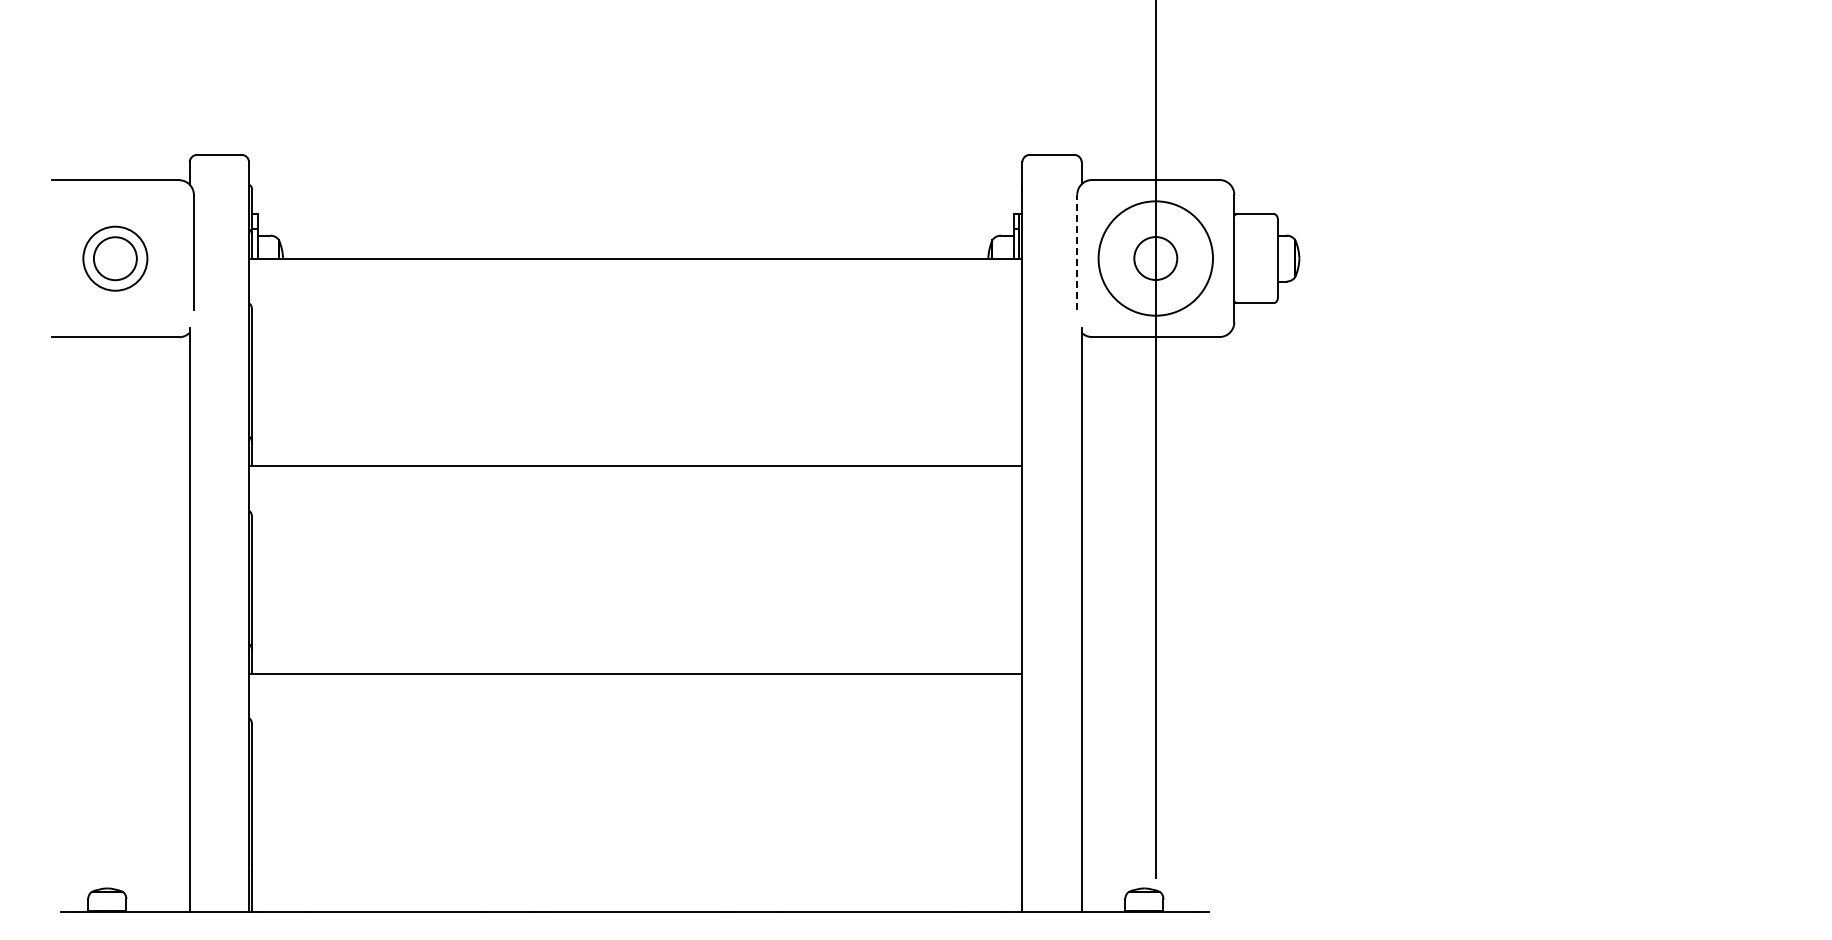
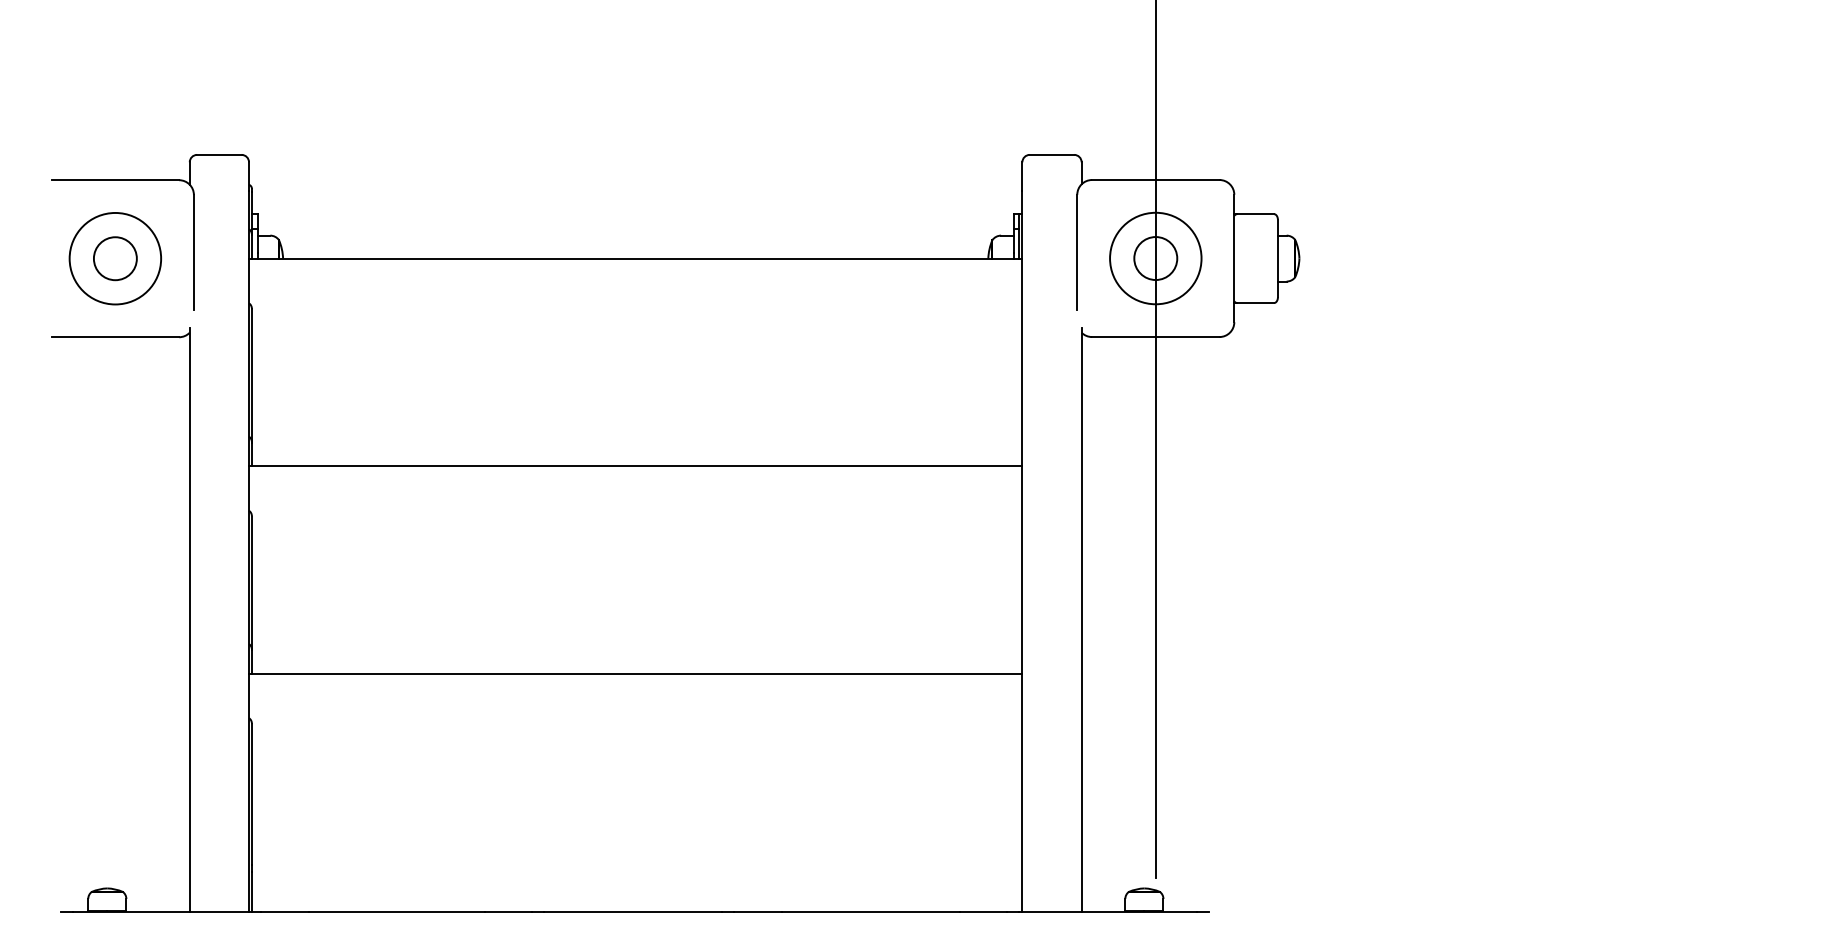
line: dashed -> solid (1077, 251)
circle diameter: 64 px -> 91 px (115, 258)
circle diameter: 114 px -> 91 px (1155, 258)
